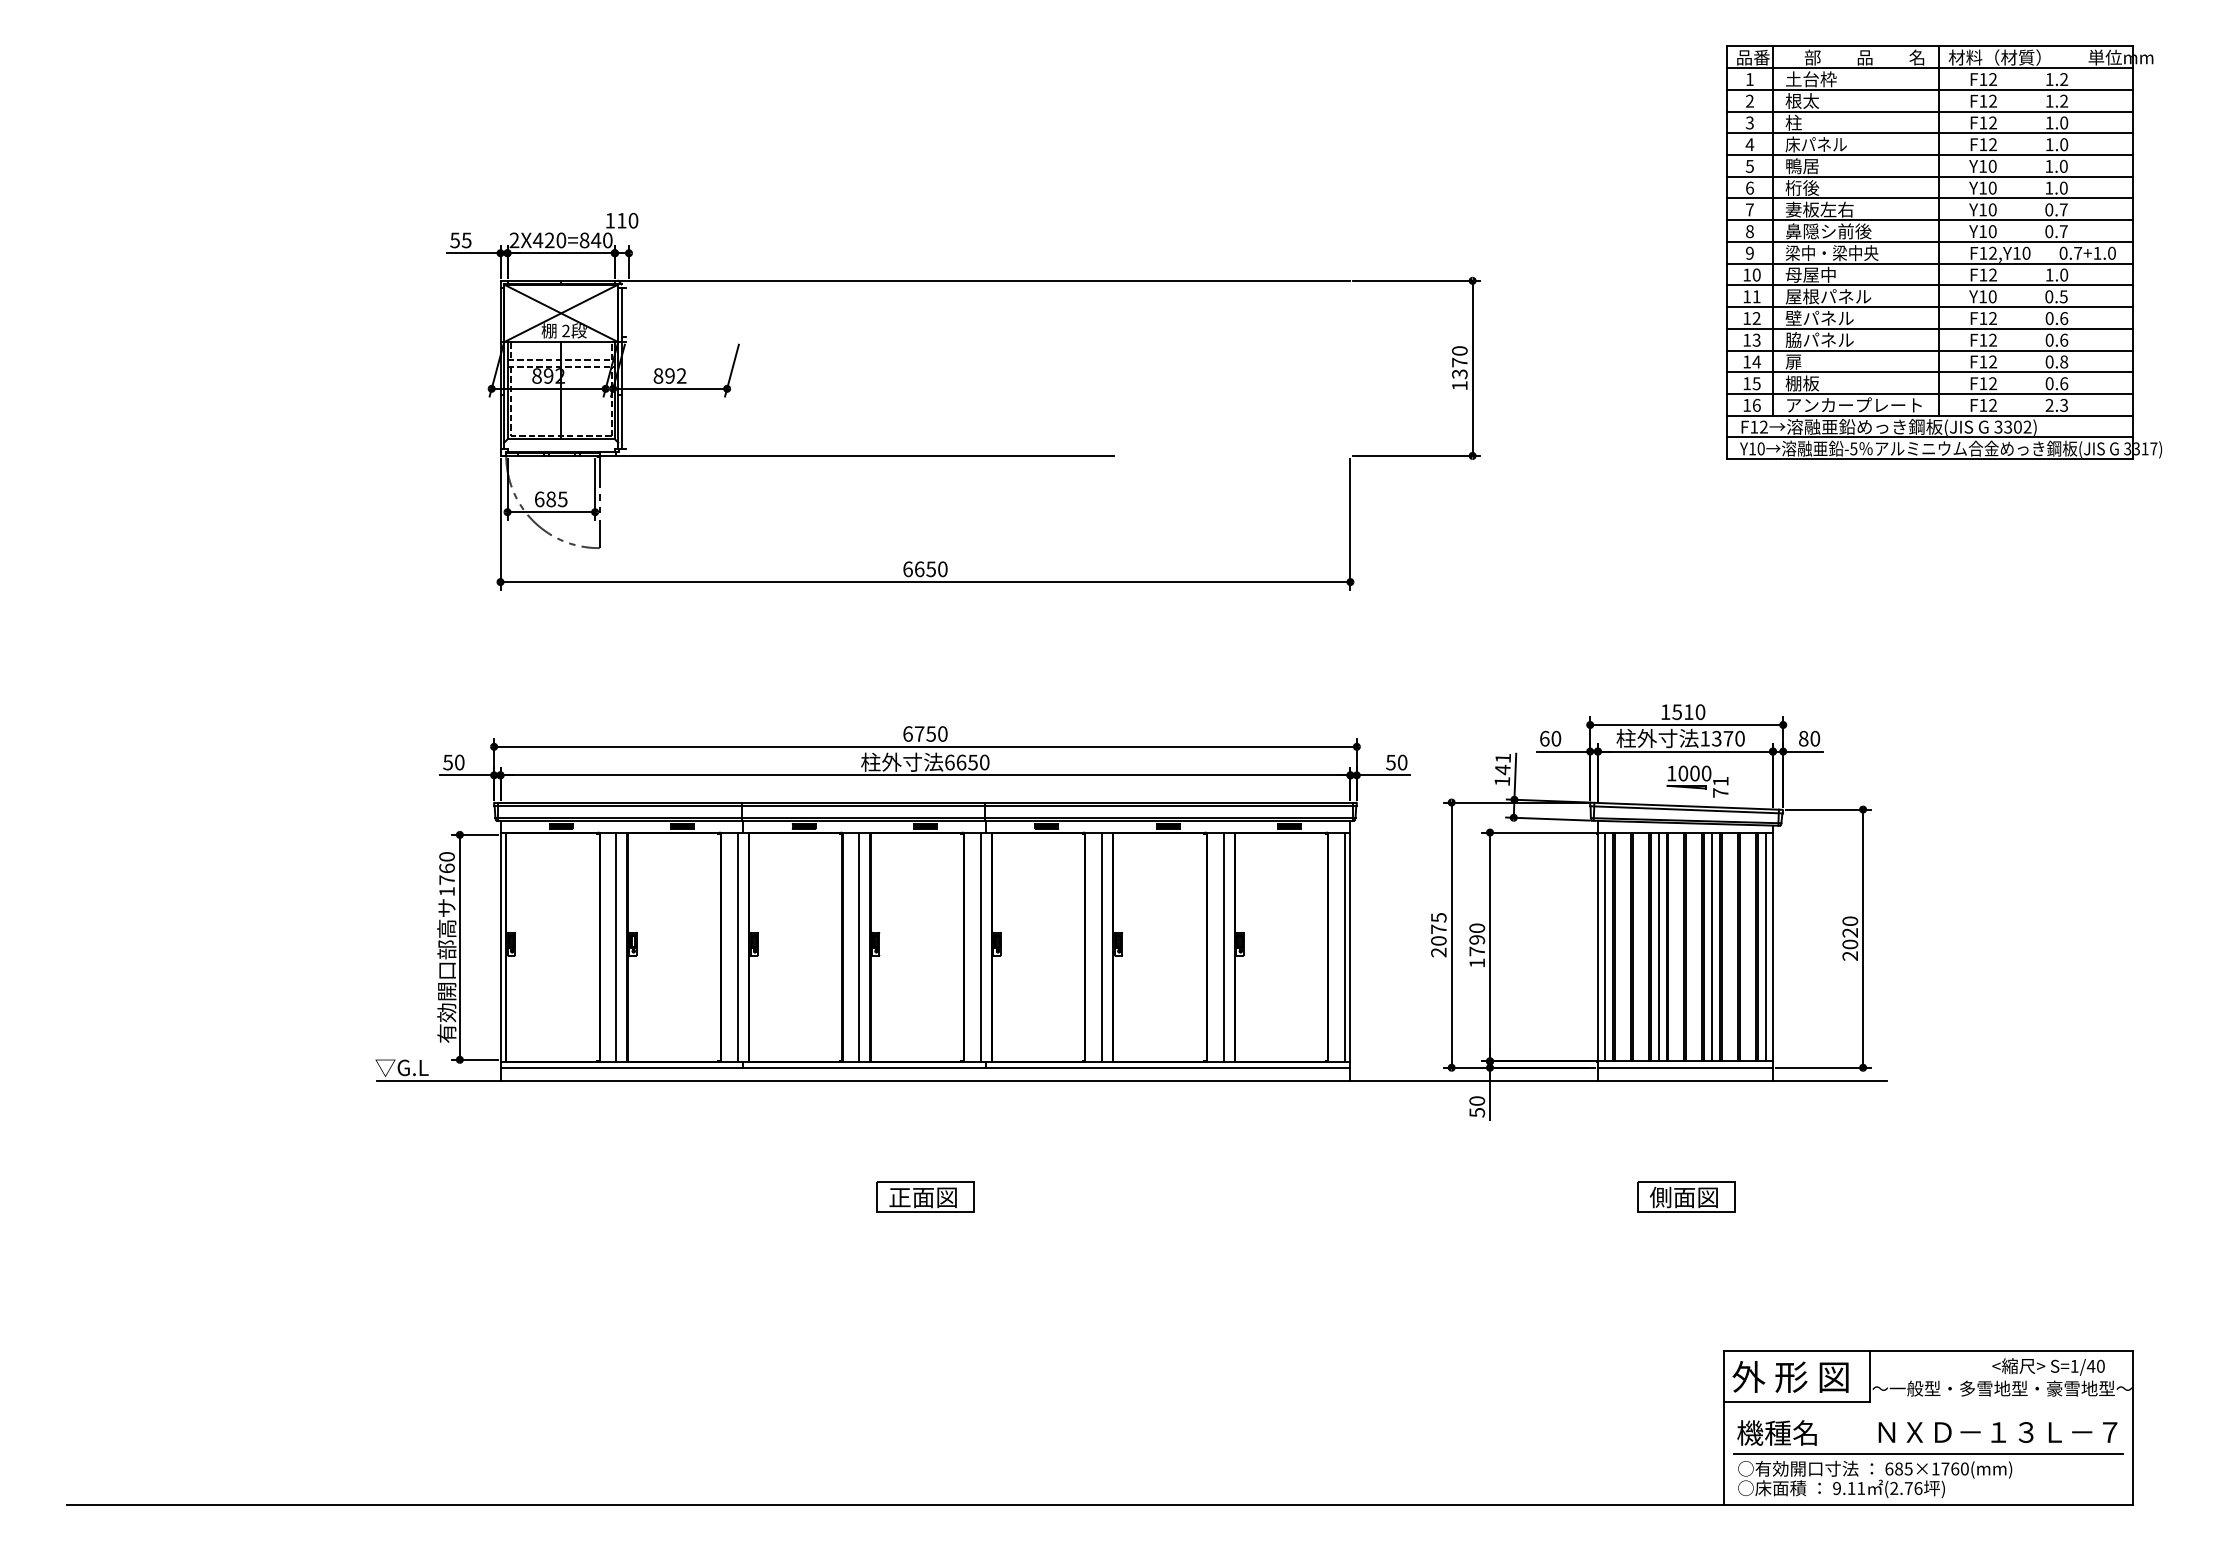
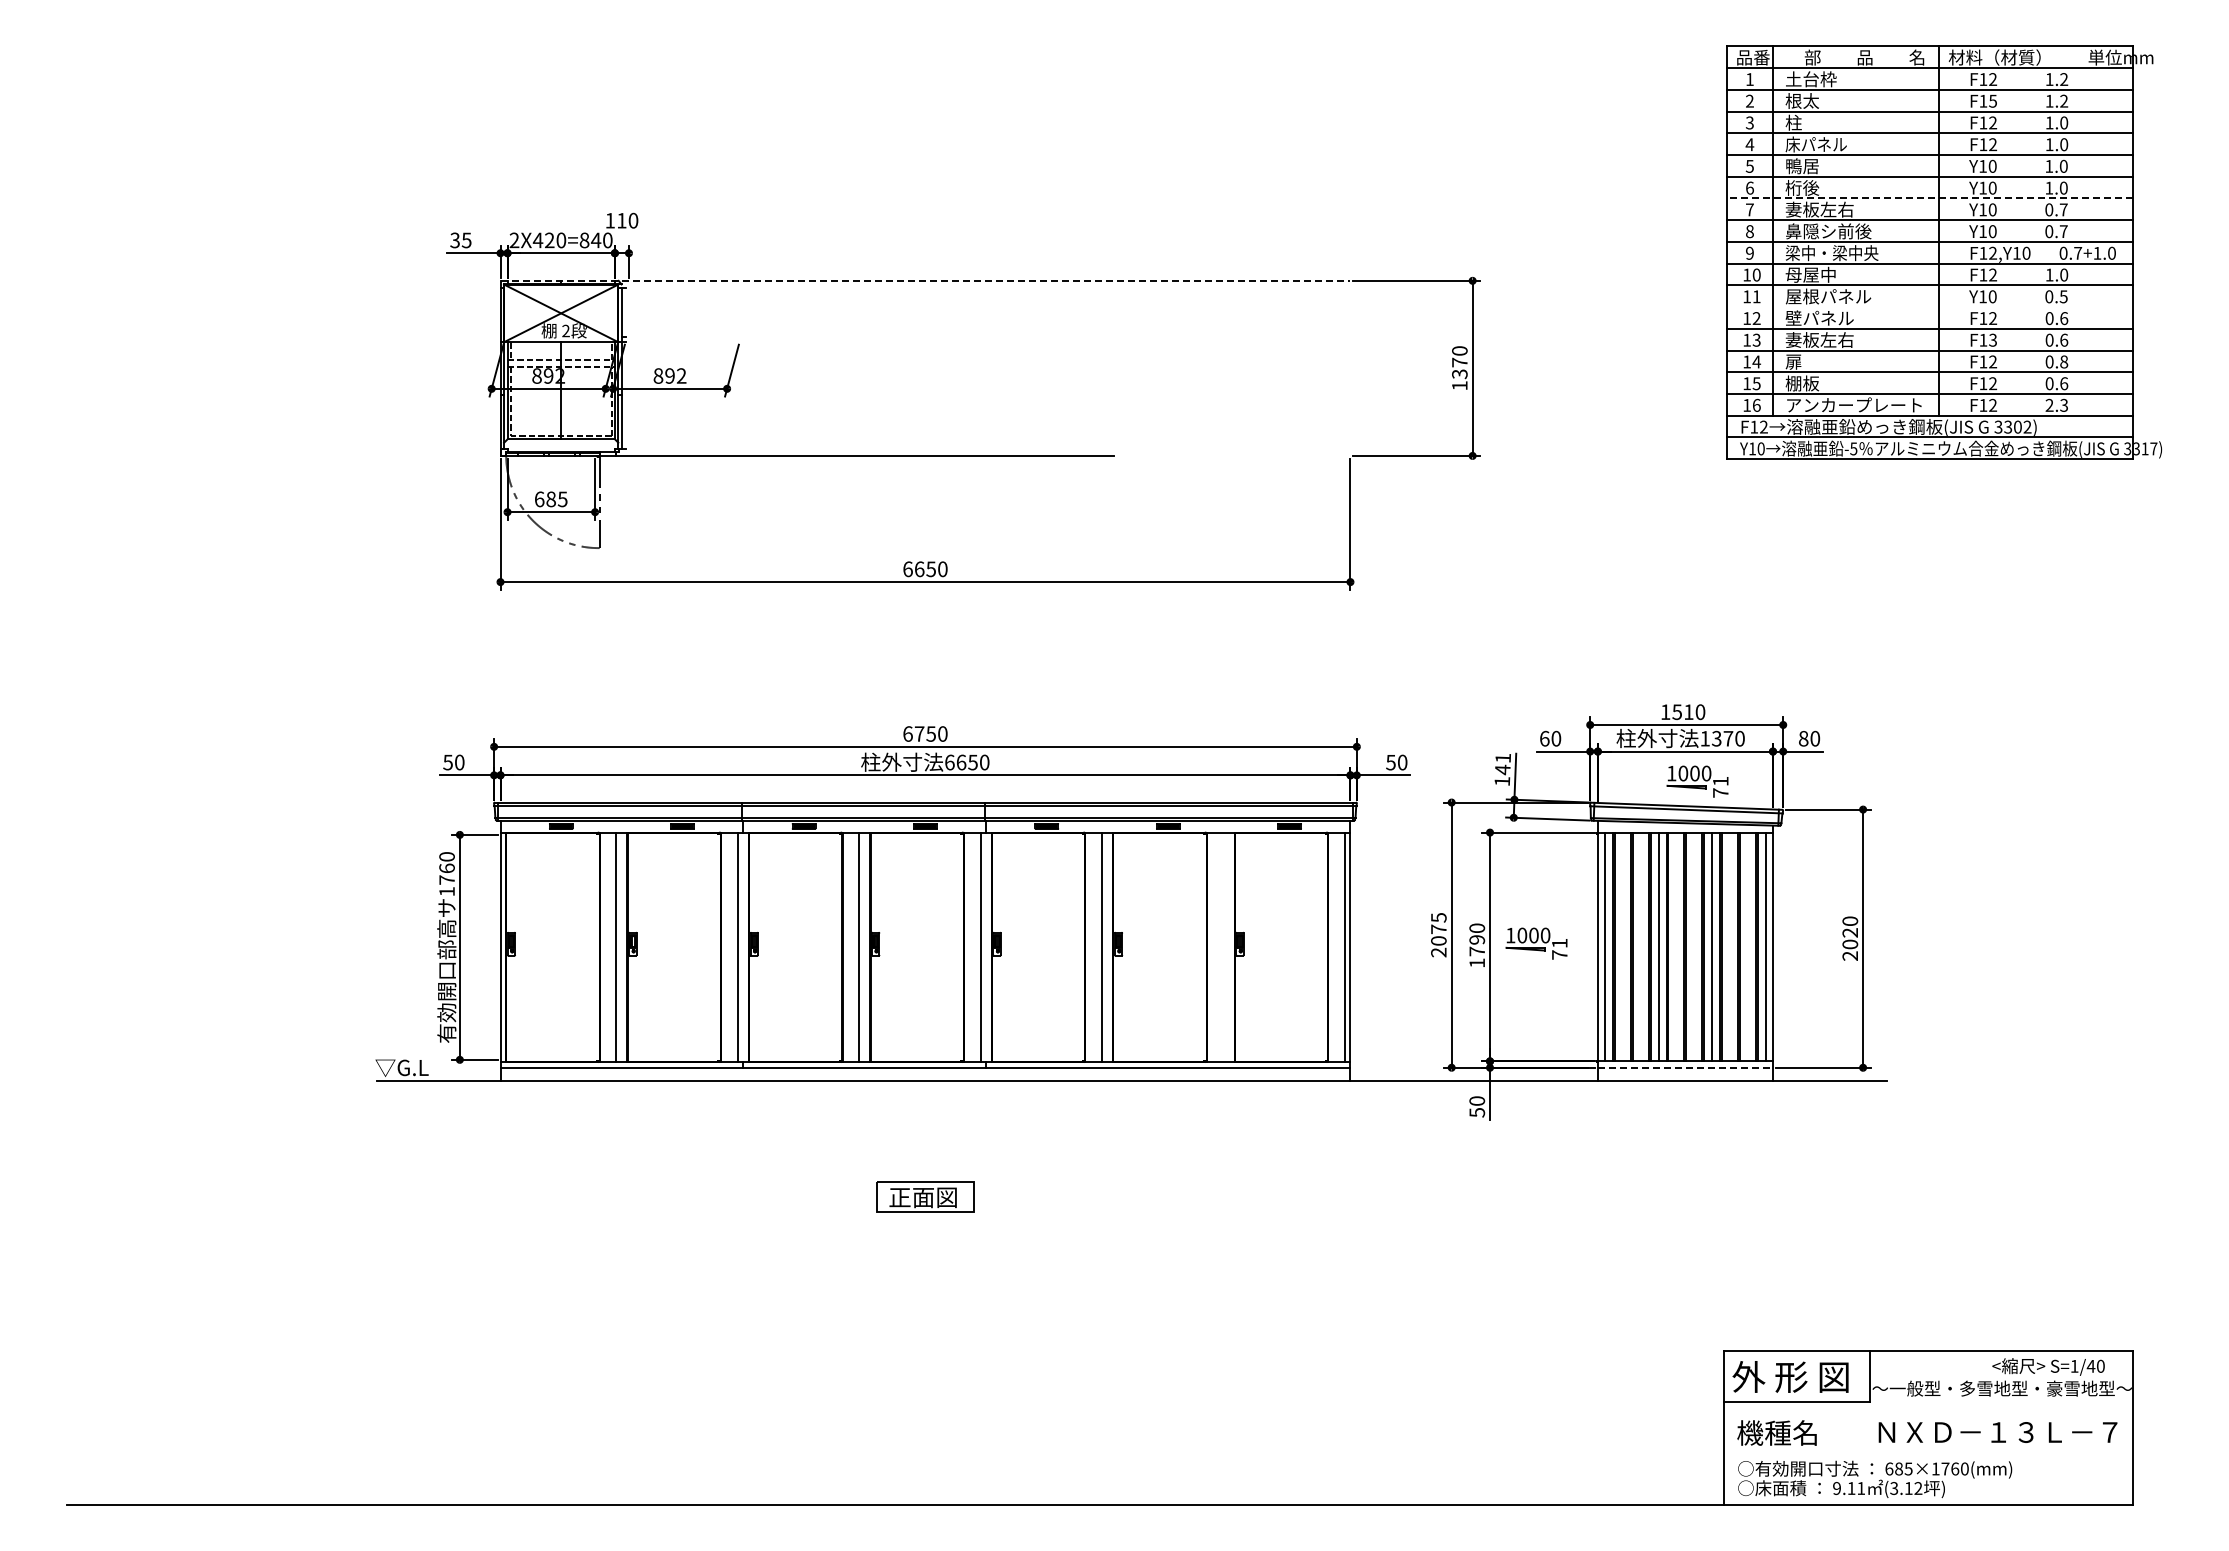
text: F12 -> F15 (1992, 100)
line: solid -> dashed (1929, 198)
text: 55 -> 35 (454, 239)
line: solid -> dashed (925, 280)
line: present -> none (1929, 307)
text: 脇パネル -> 妻板左右 (1819, 339)
text: F12 -> F13 (1992, 340)
part: none -> present (1536, 943)
line: present -> none (1223, 947)
line: solid -> dashed (1685, 1067)
part: present -> none (1686, 1196)
line: present -> none (1928, 1453)
text: (2.76 -> (3.12 (1906, 1488)
